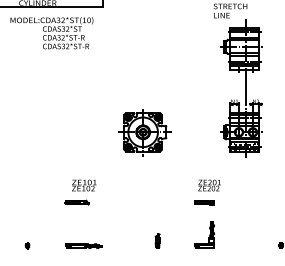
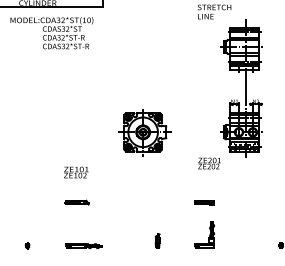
text position: (230, 10) -> (214, 11) (214, 11)
text position: (84, 185) -> (76, 172) (76, 172)
text position: (209, 185) -> (209, 163) (209, 163)
